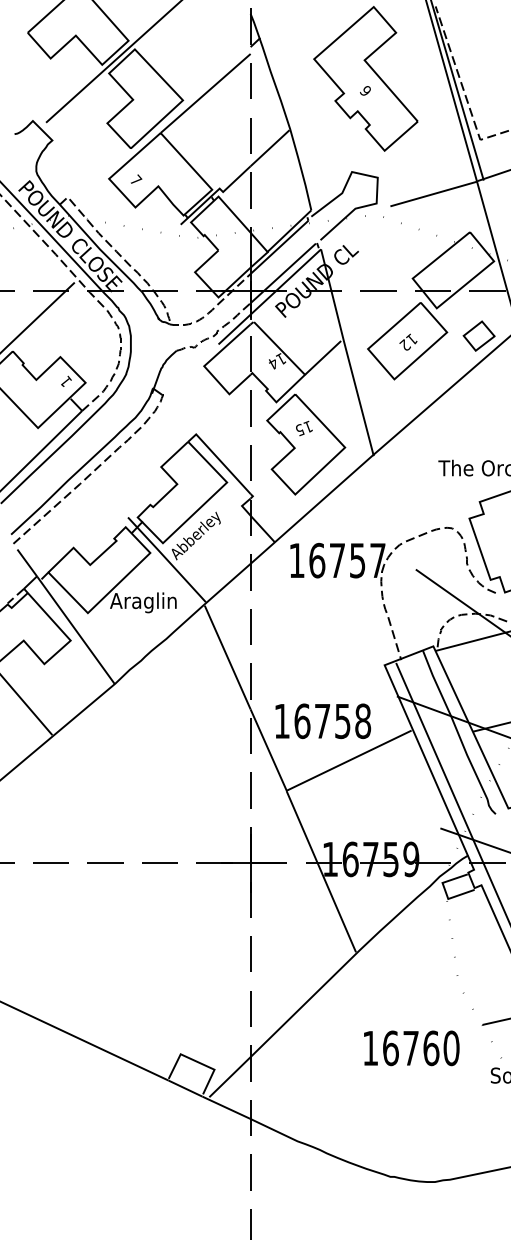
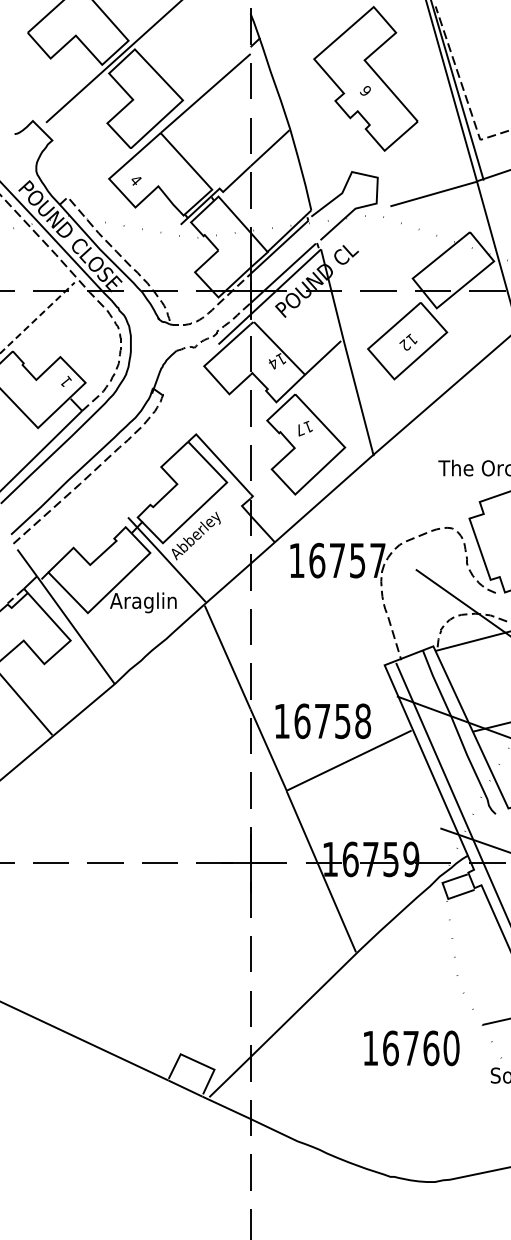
text: 7 -> 4 (136, 179)
line: solid -> dashed (37, 318)
line: present -> none (473, 329)
text: 15 -> 17 (300, 430)
